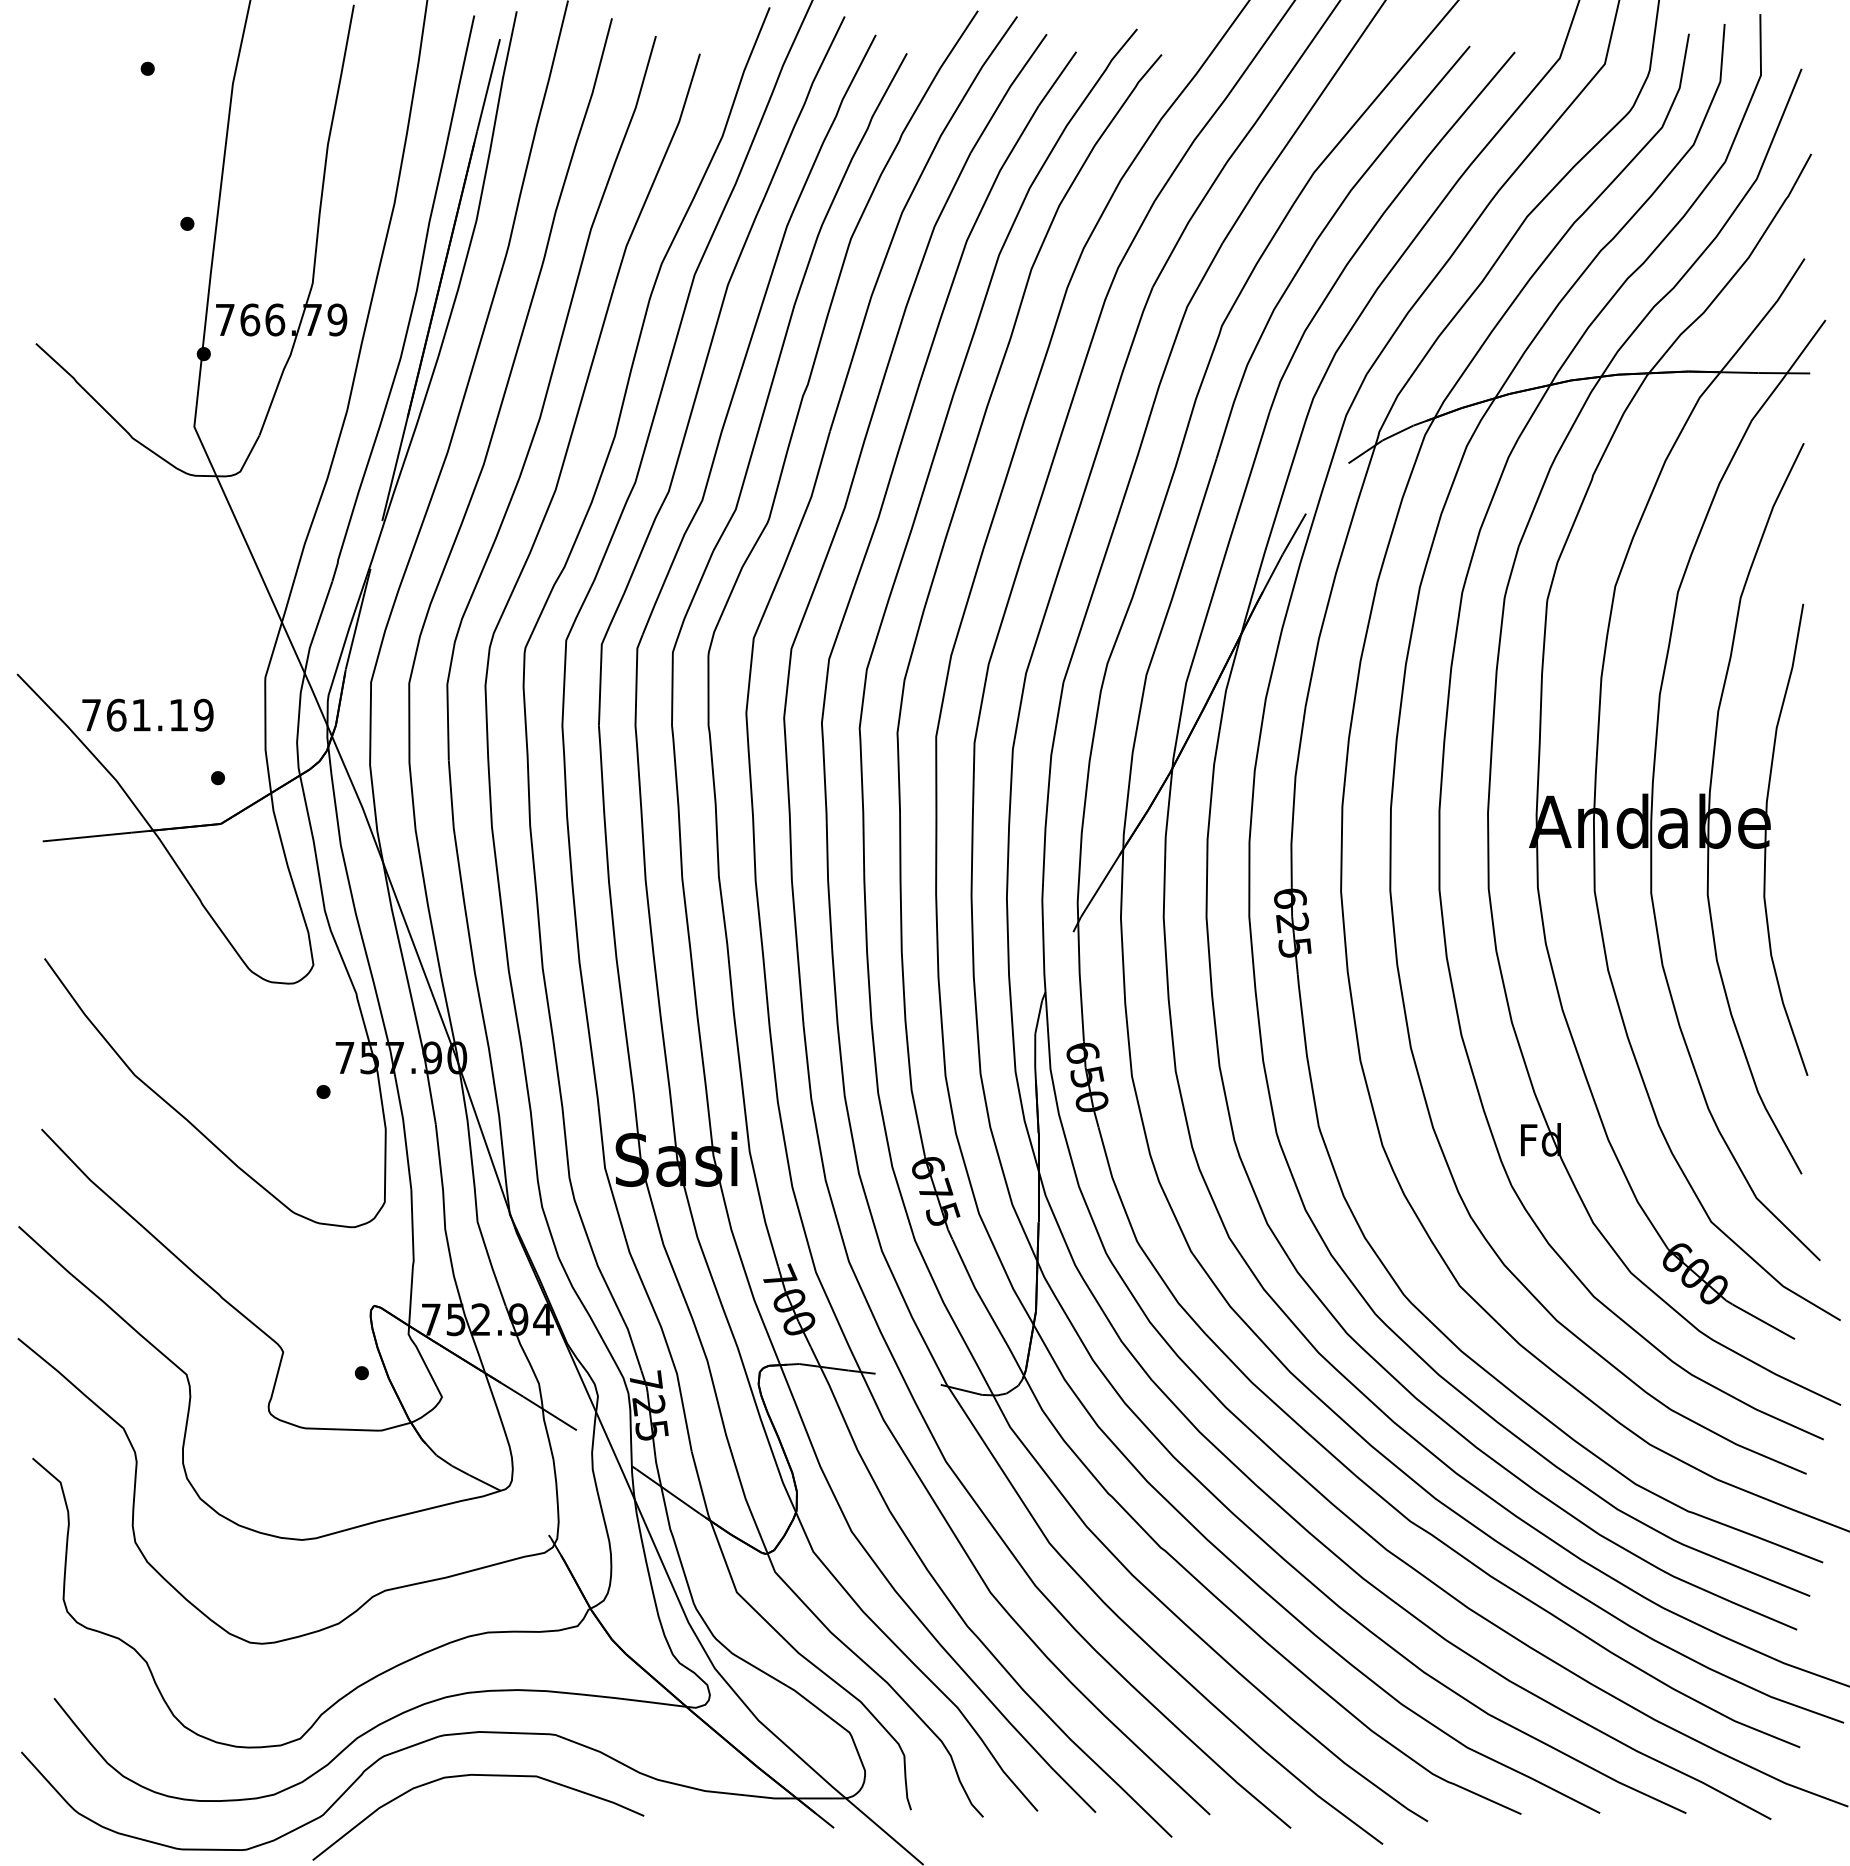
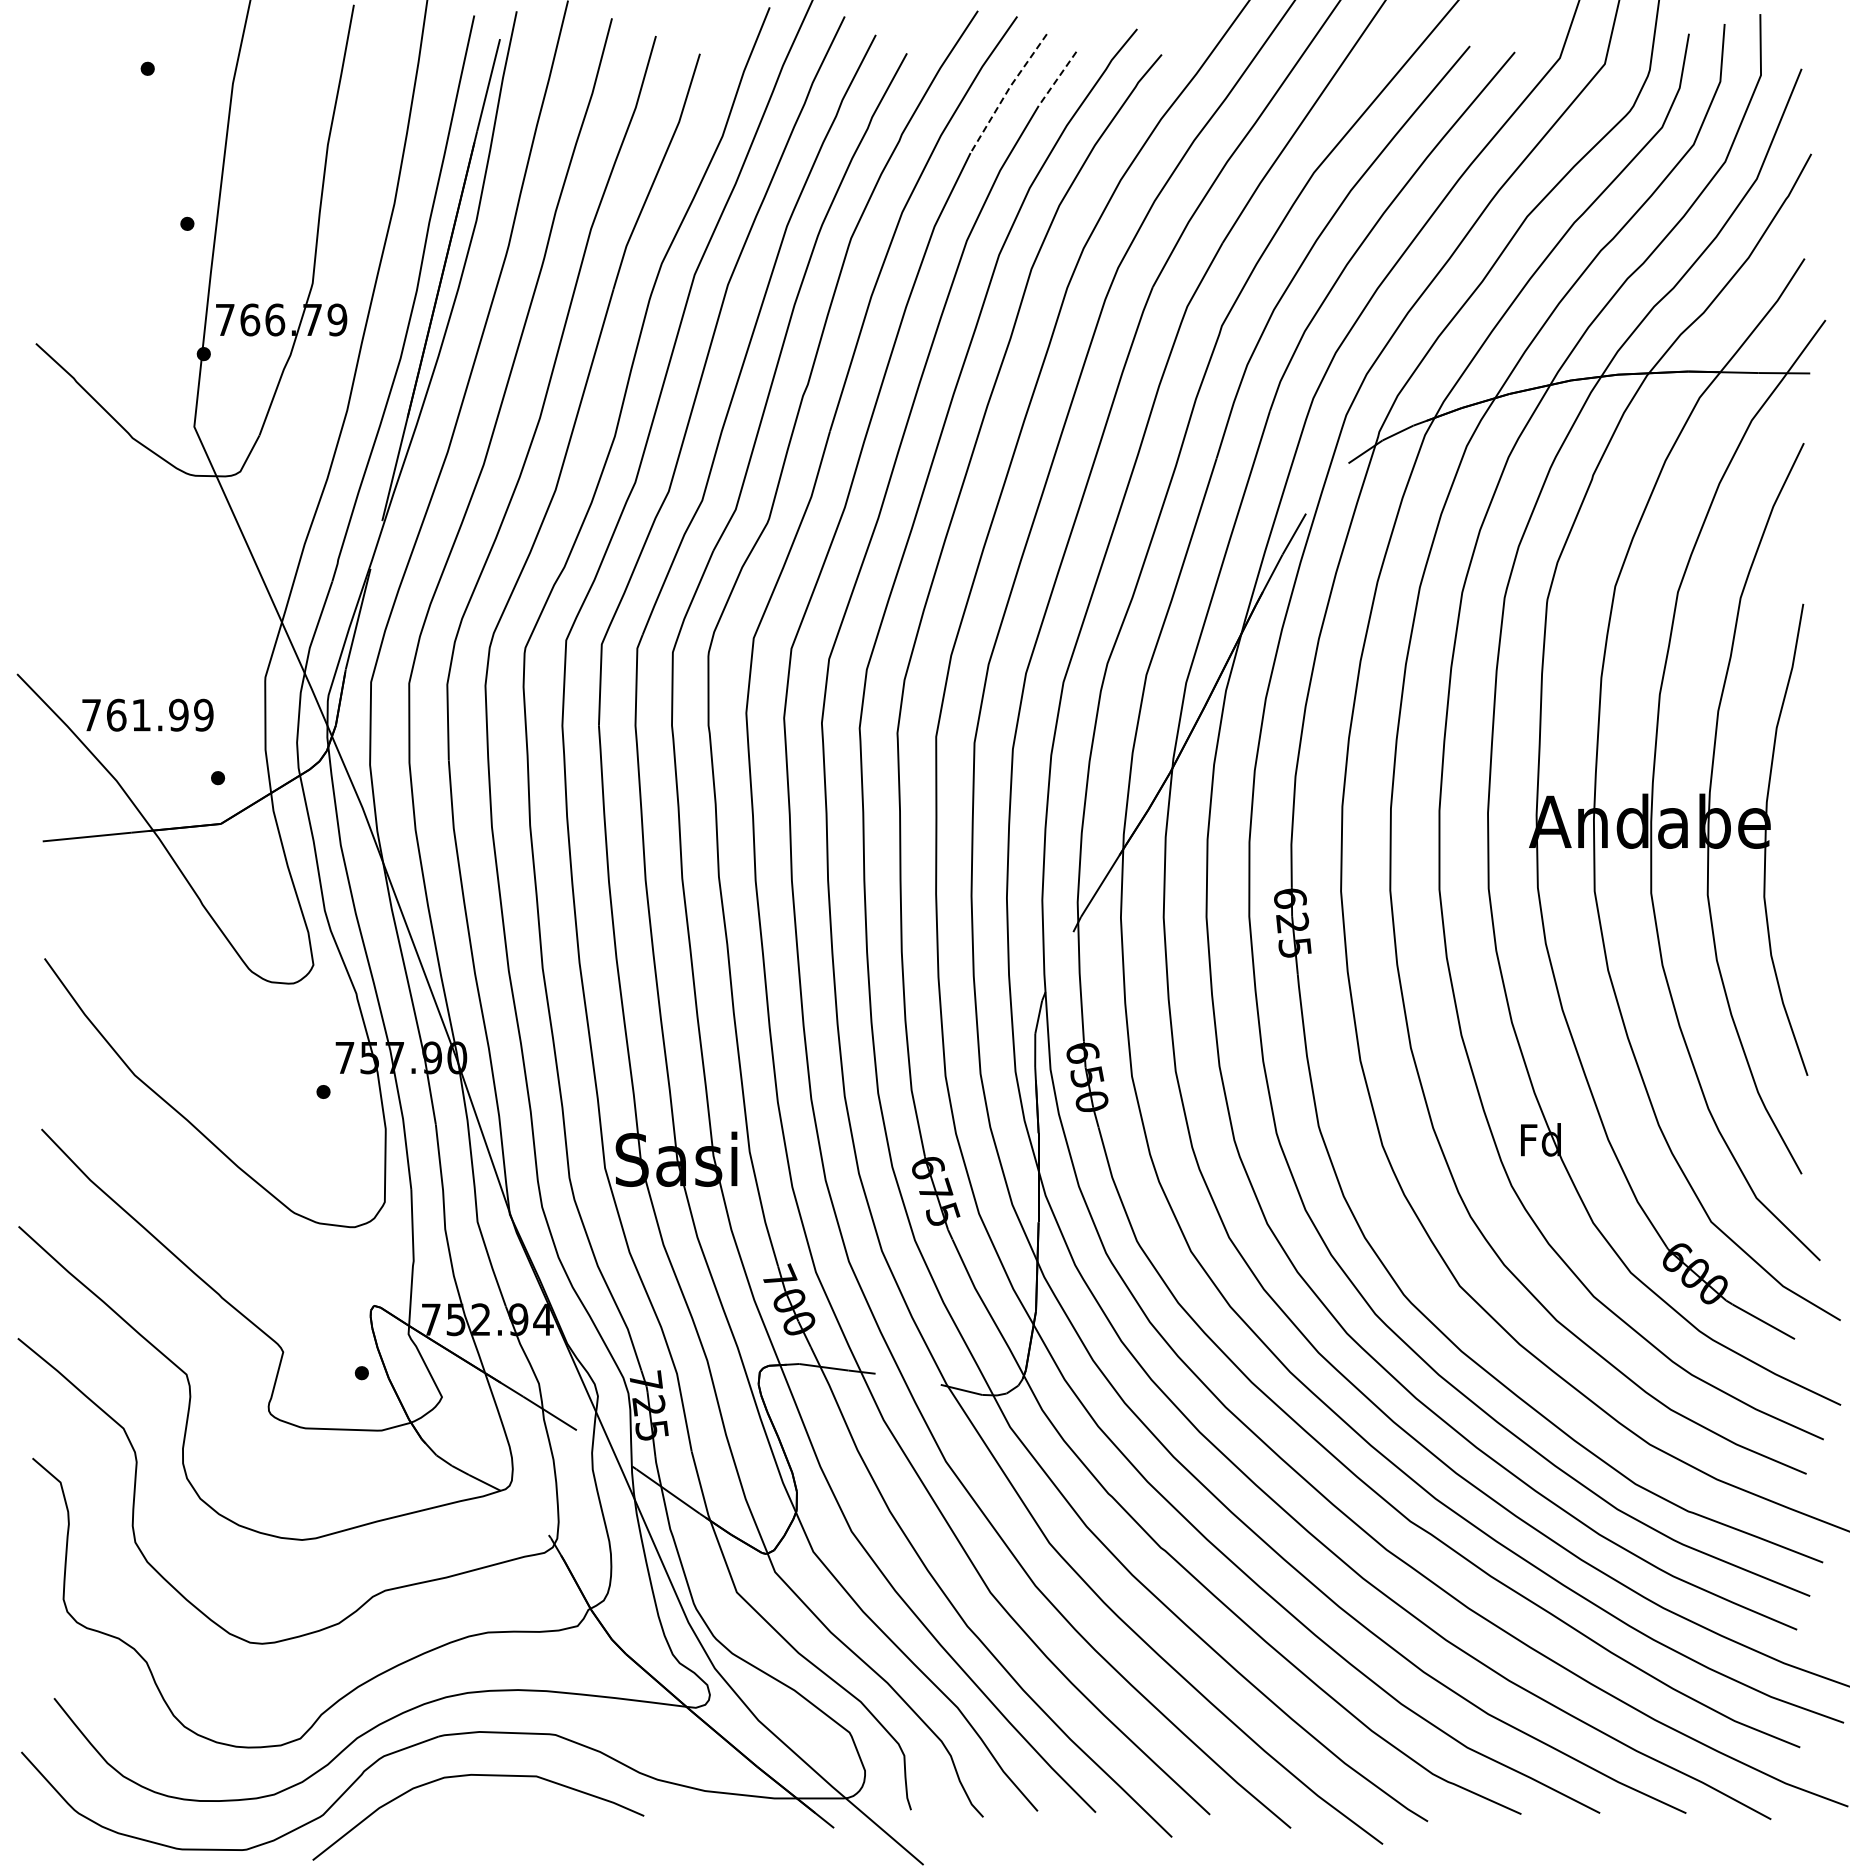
line: solid -> dashed (1057, 78)
line: solid -> dashed (1006, 92)
text: 761.19 -> 761.99 (178, 714)
